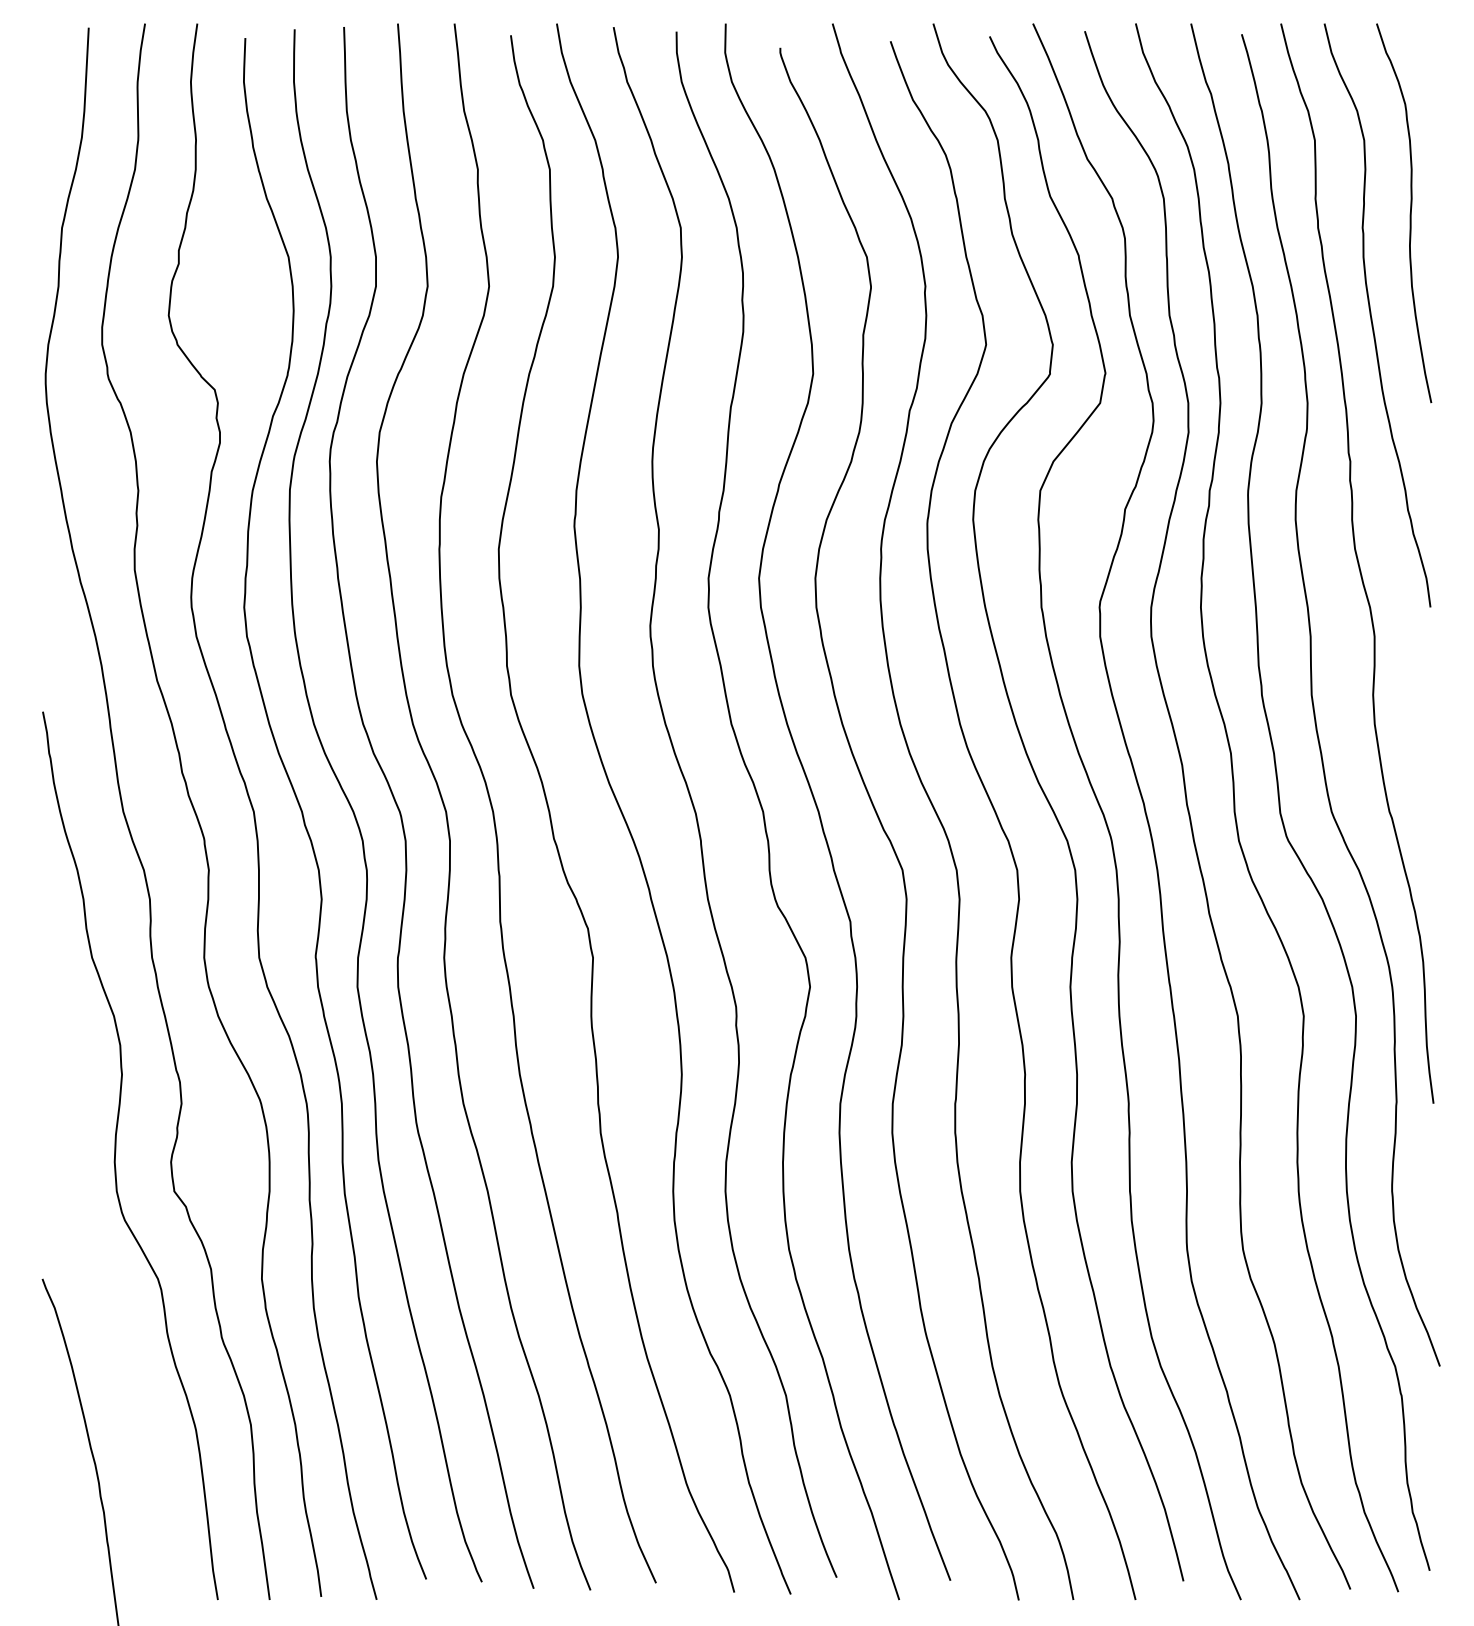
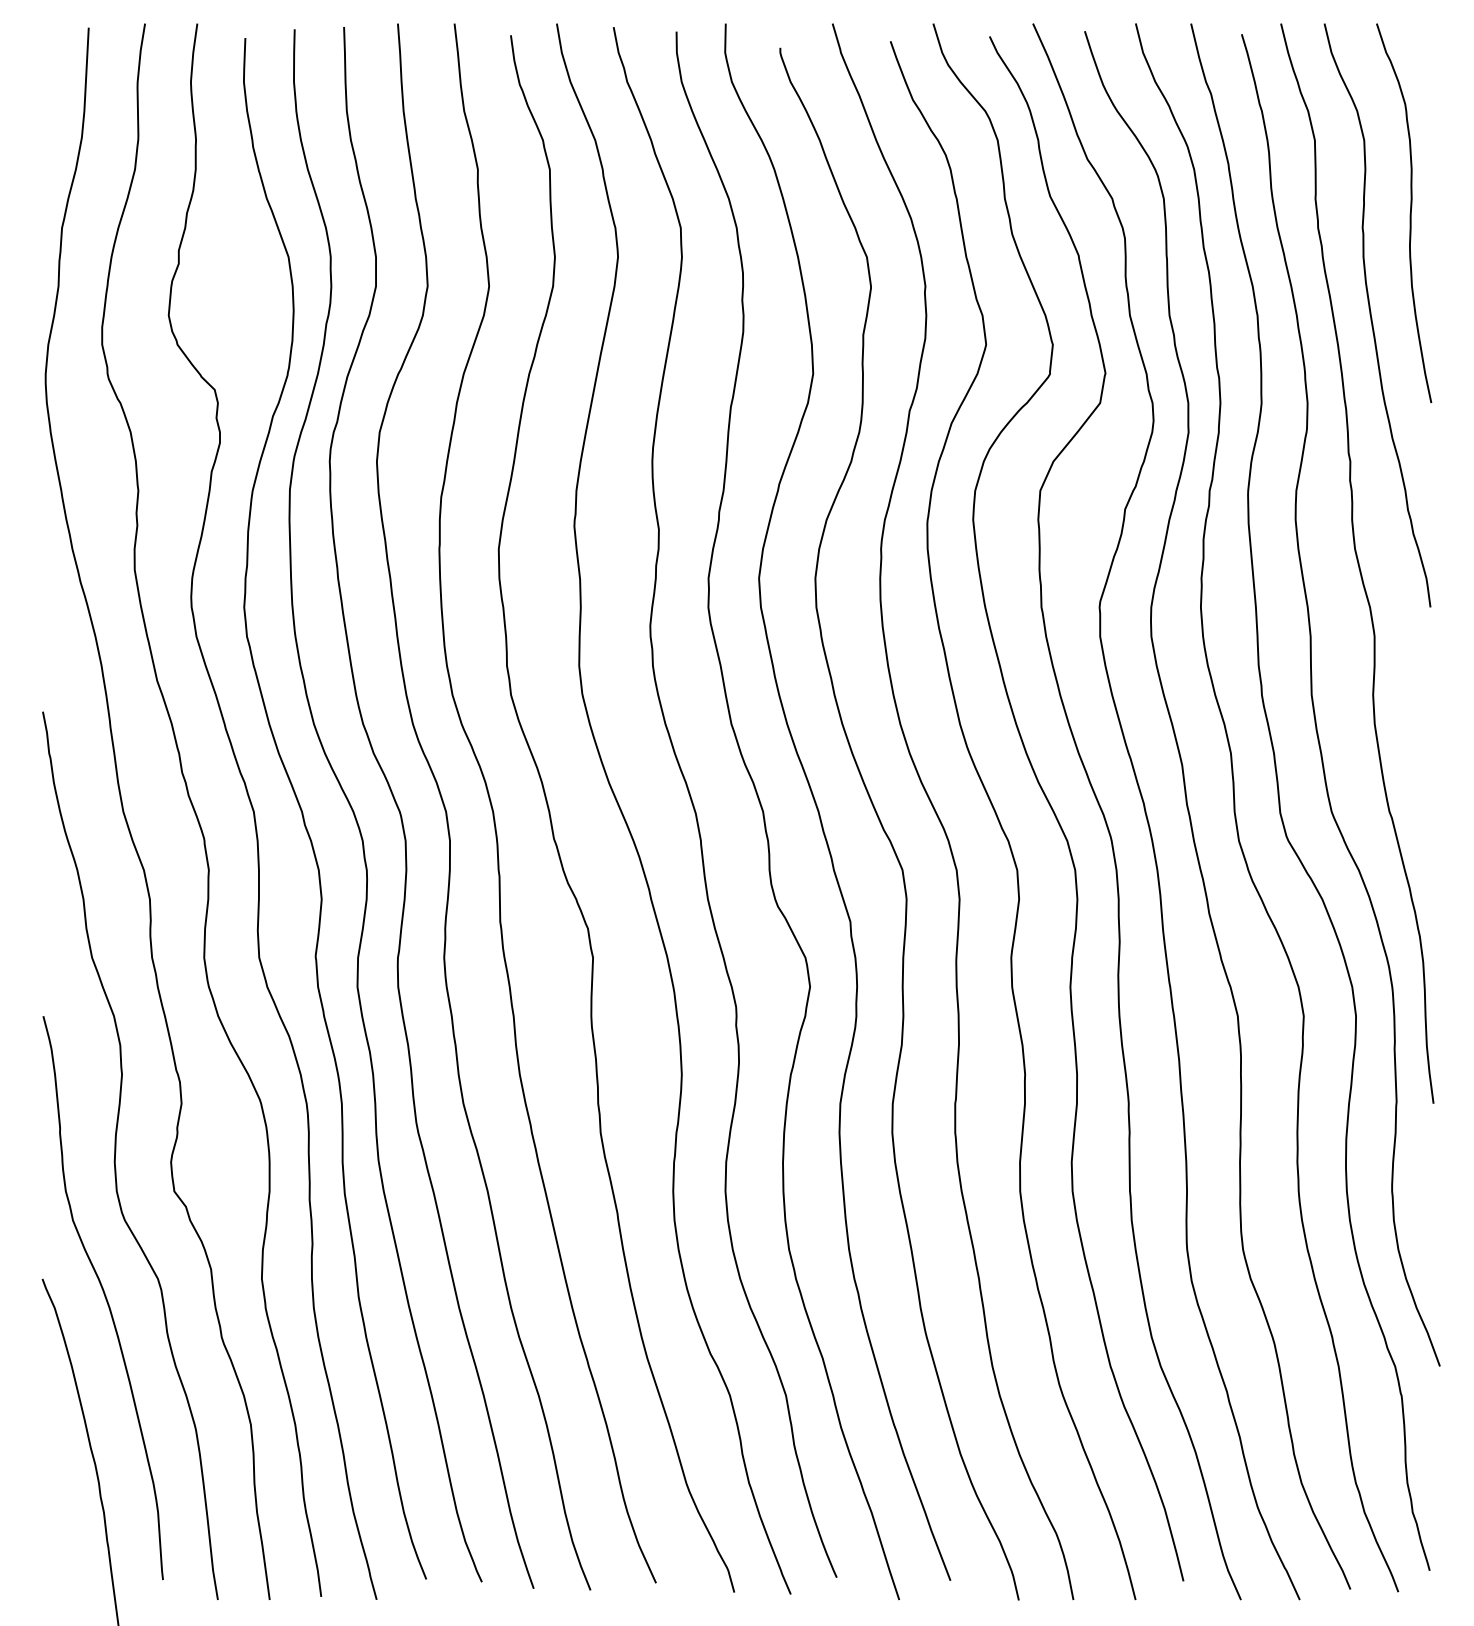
curve: none -> present (104, 1297)
